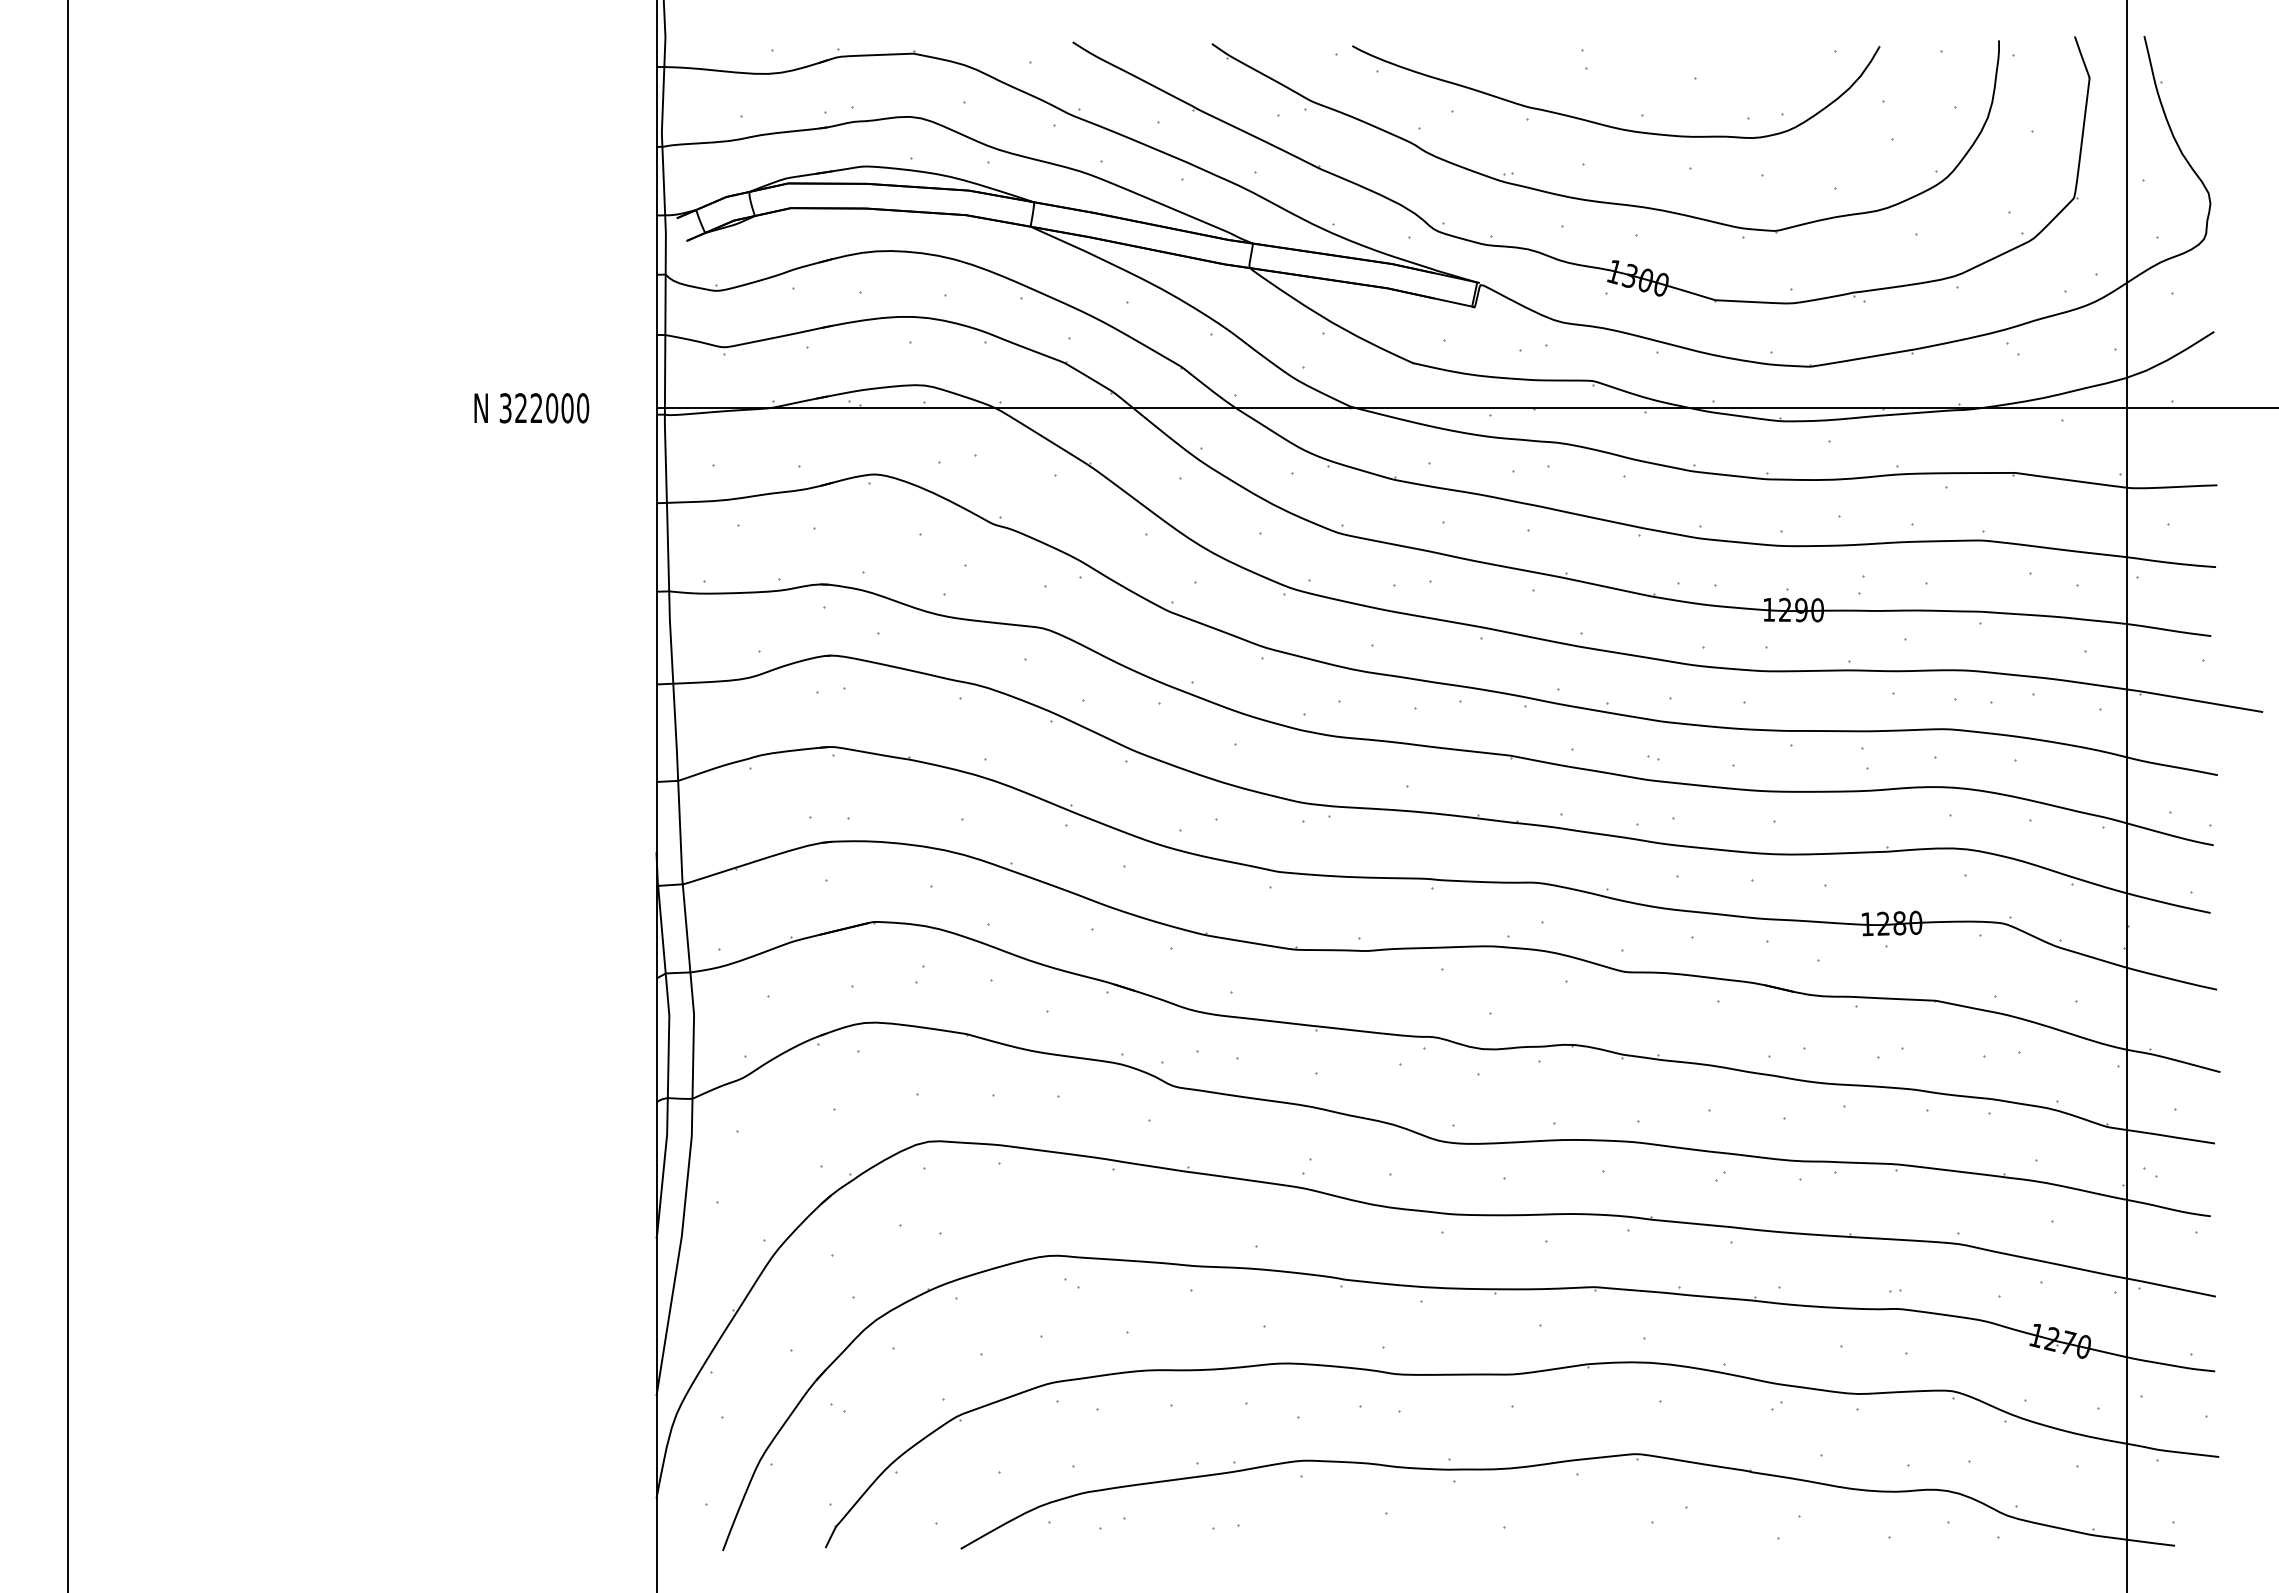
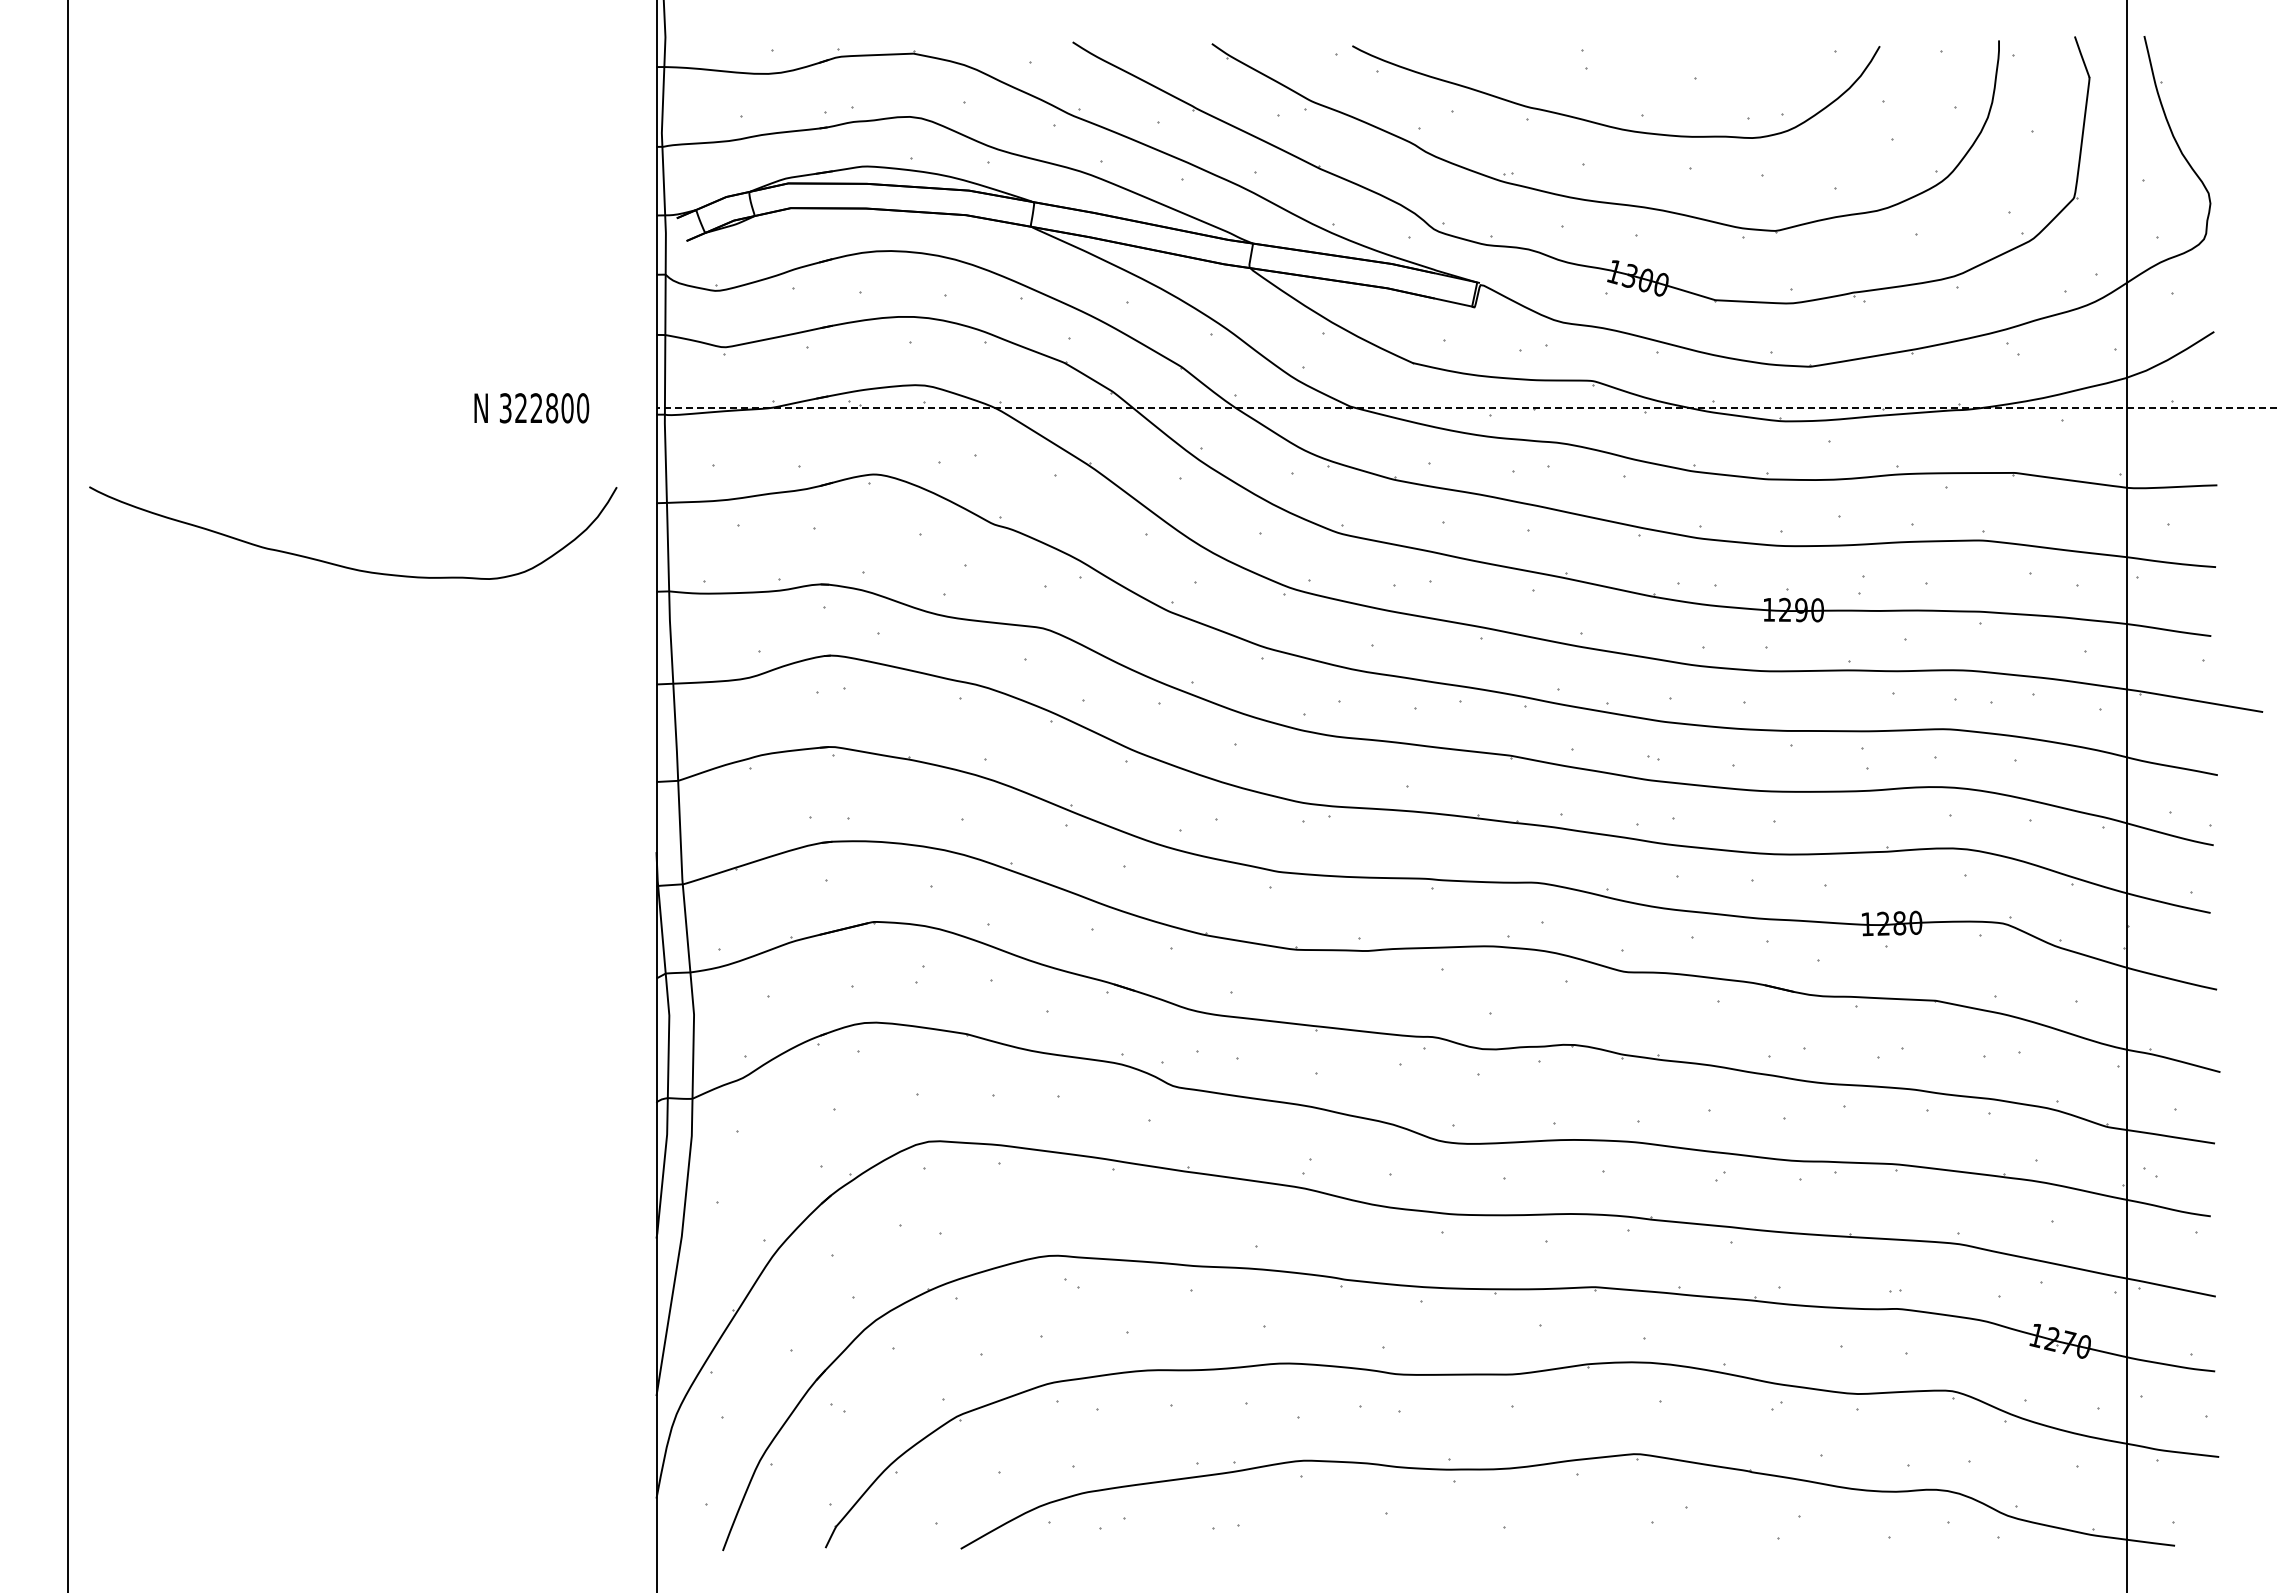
text: 322000 -> 322800 (552, 408)
line: solid -> dashed (1466, 408)
curve: none -> present (343, 565)
